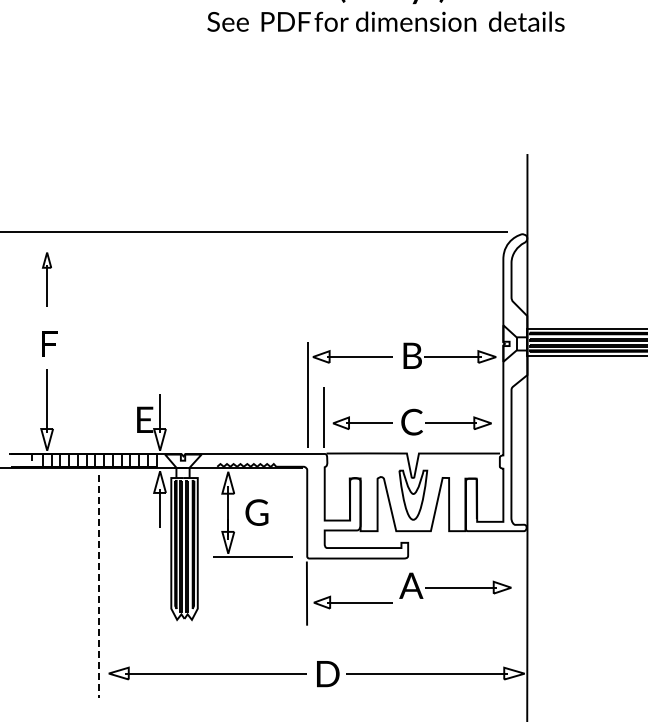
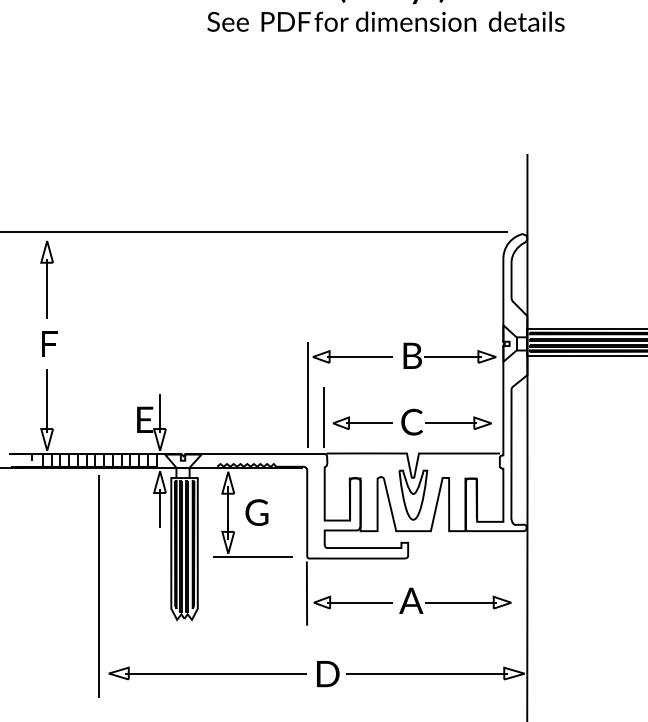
part size: 11x55 px -> 14x79 px (46, 279)
part position: (455, 585) -> (455, 600) (455, 600)
line: dashed -> solid (99, 587)
